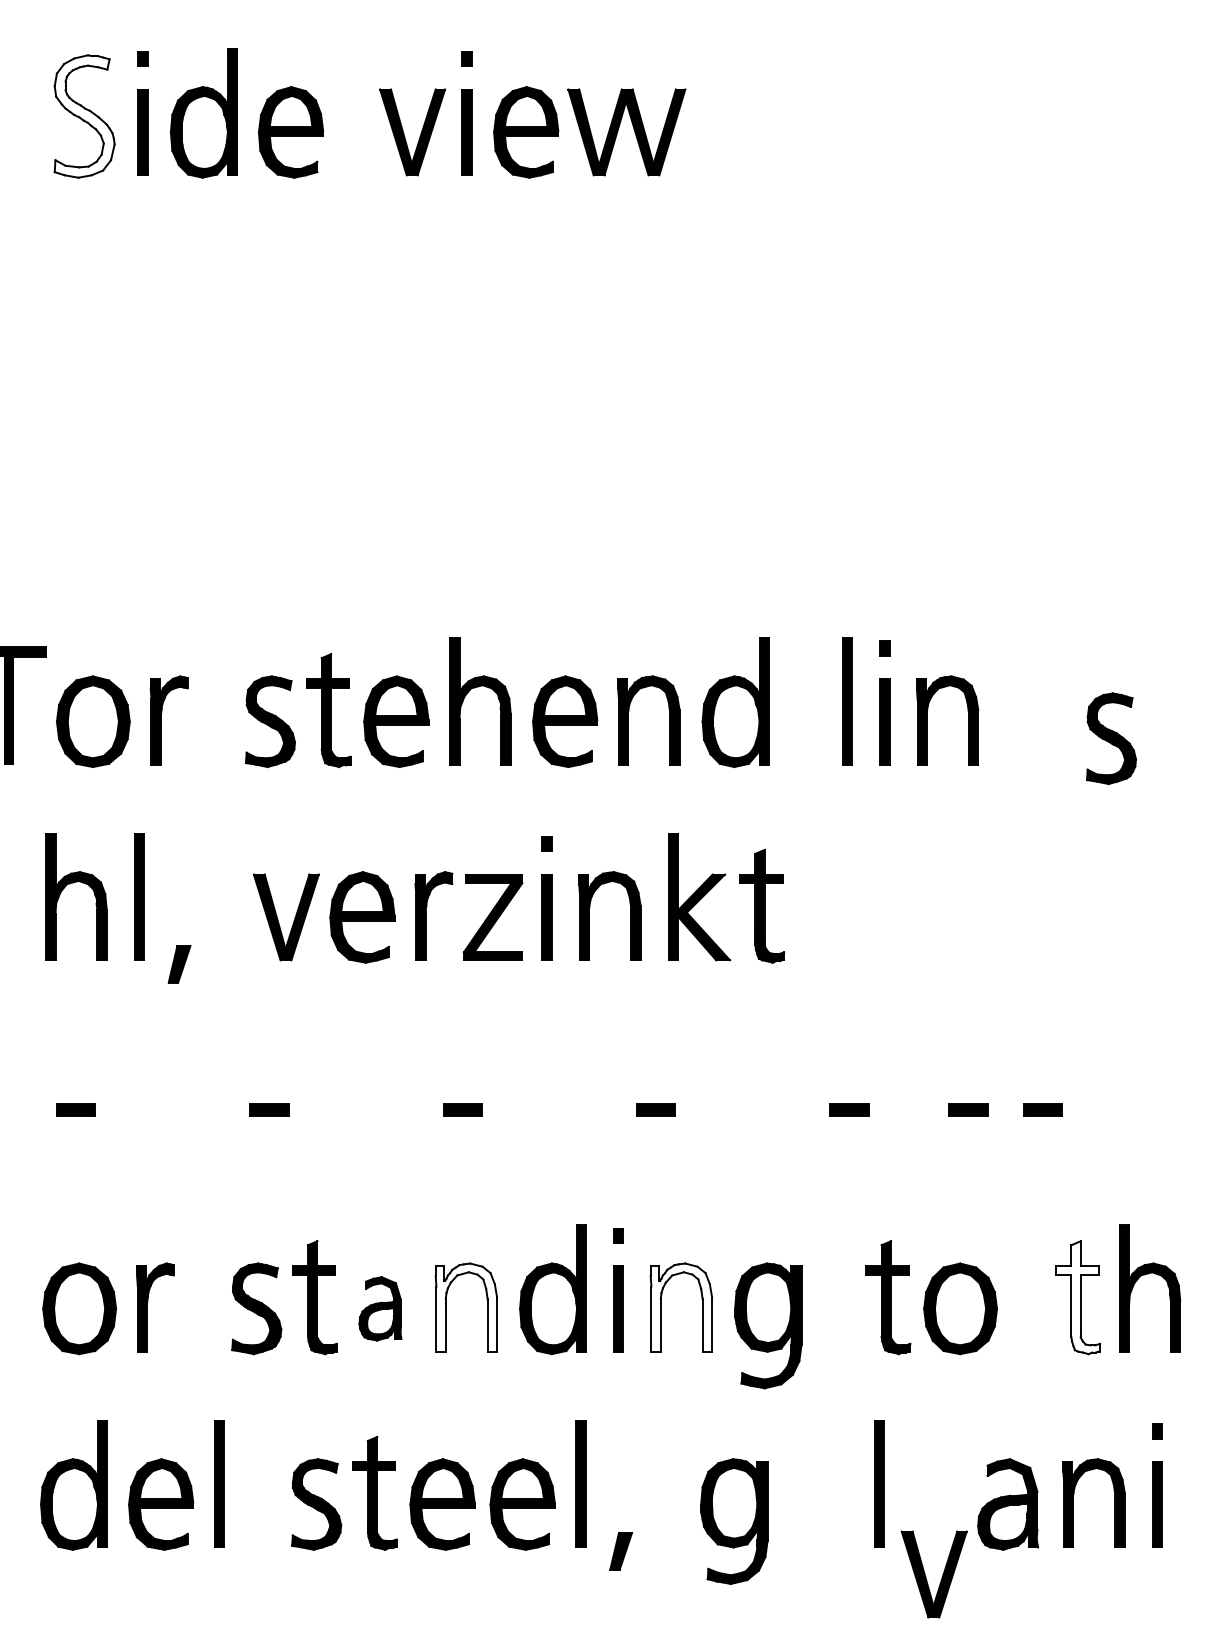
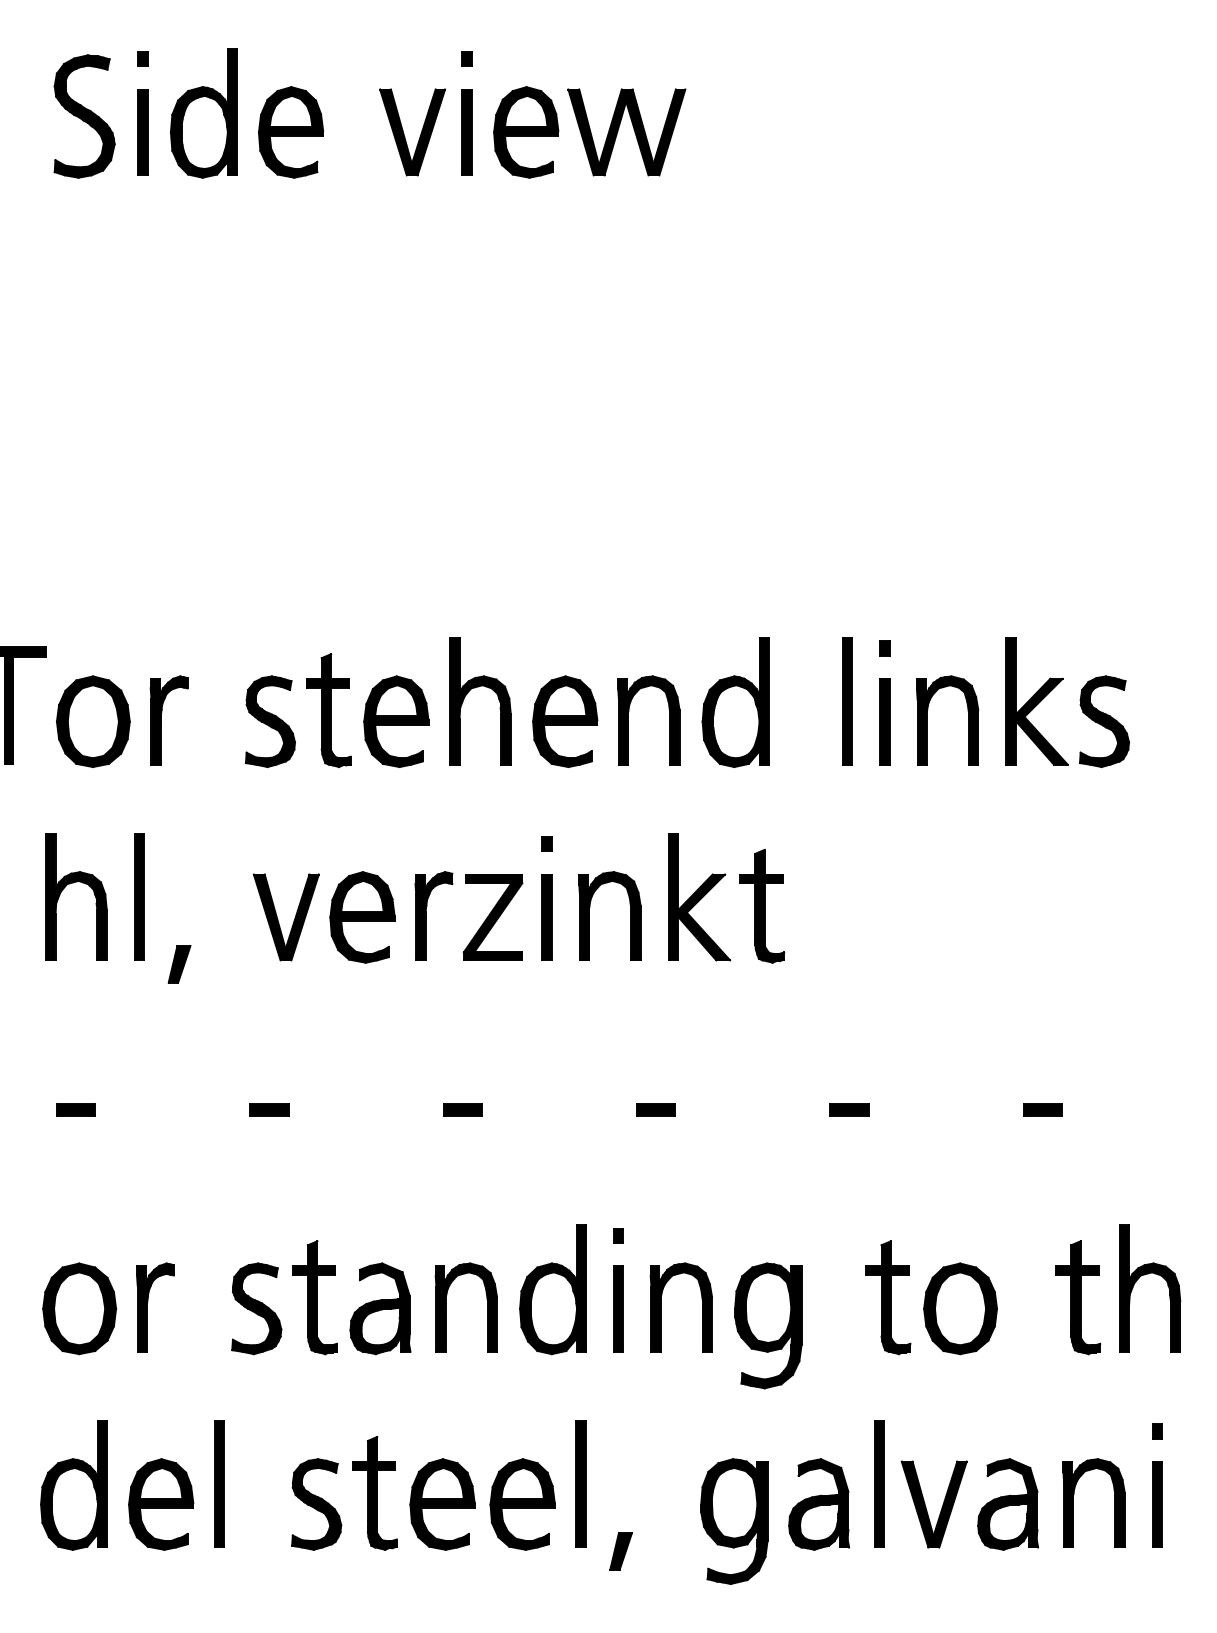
fill: none -> present (84, 116)
part: none -> present (1036, 701)
part position: (1111, 738) -> (1104, 721) (1104, 721)
part: present -> none (968, 1109)
fill: none -> present (1078, 1297)
fill: none -> present (466, 1307)
fill: none -> present (681, 1307)
part size: 45x66 px -> 63x94 px (380, 1308)
part: none -> present (818, 1504)
part position: (926, 1576) -> (926, 1506) (926, 1506)
